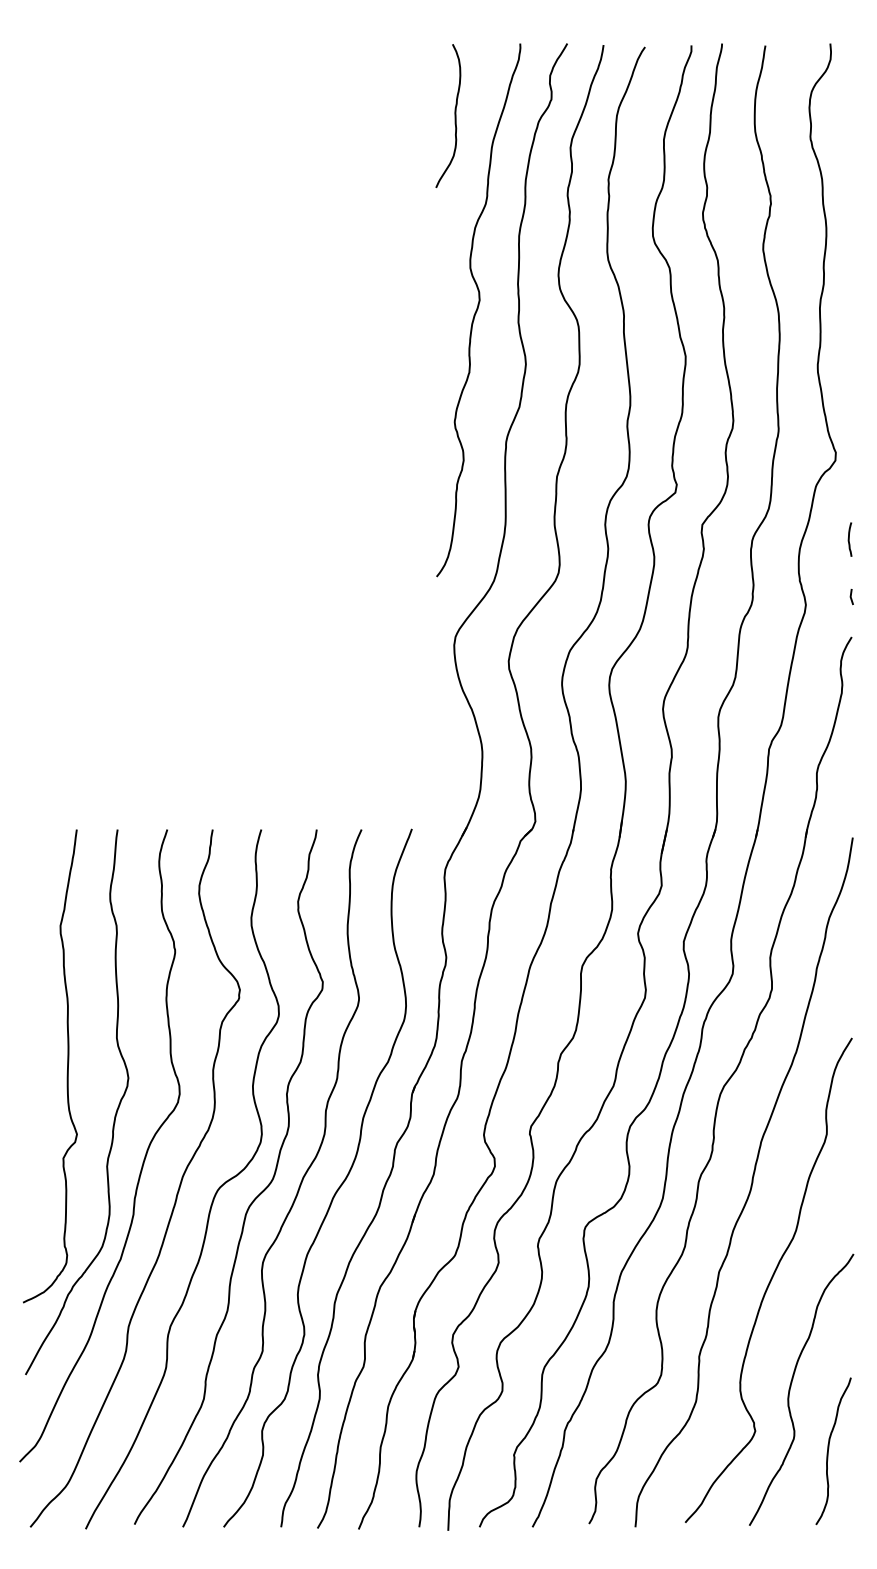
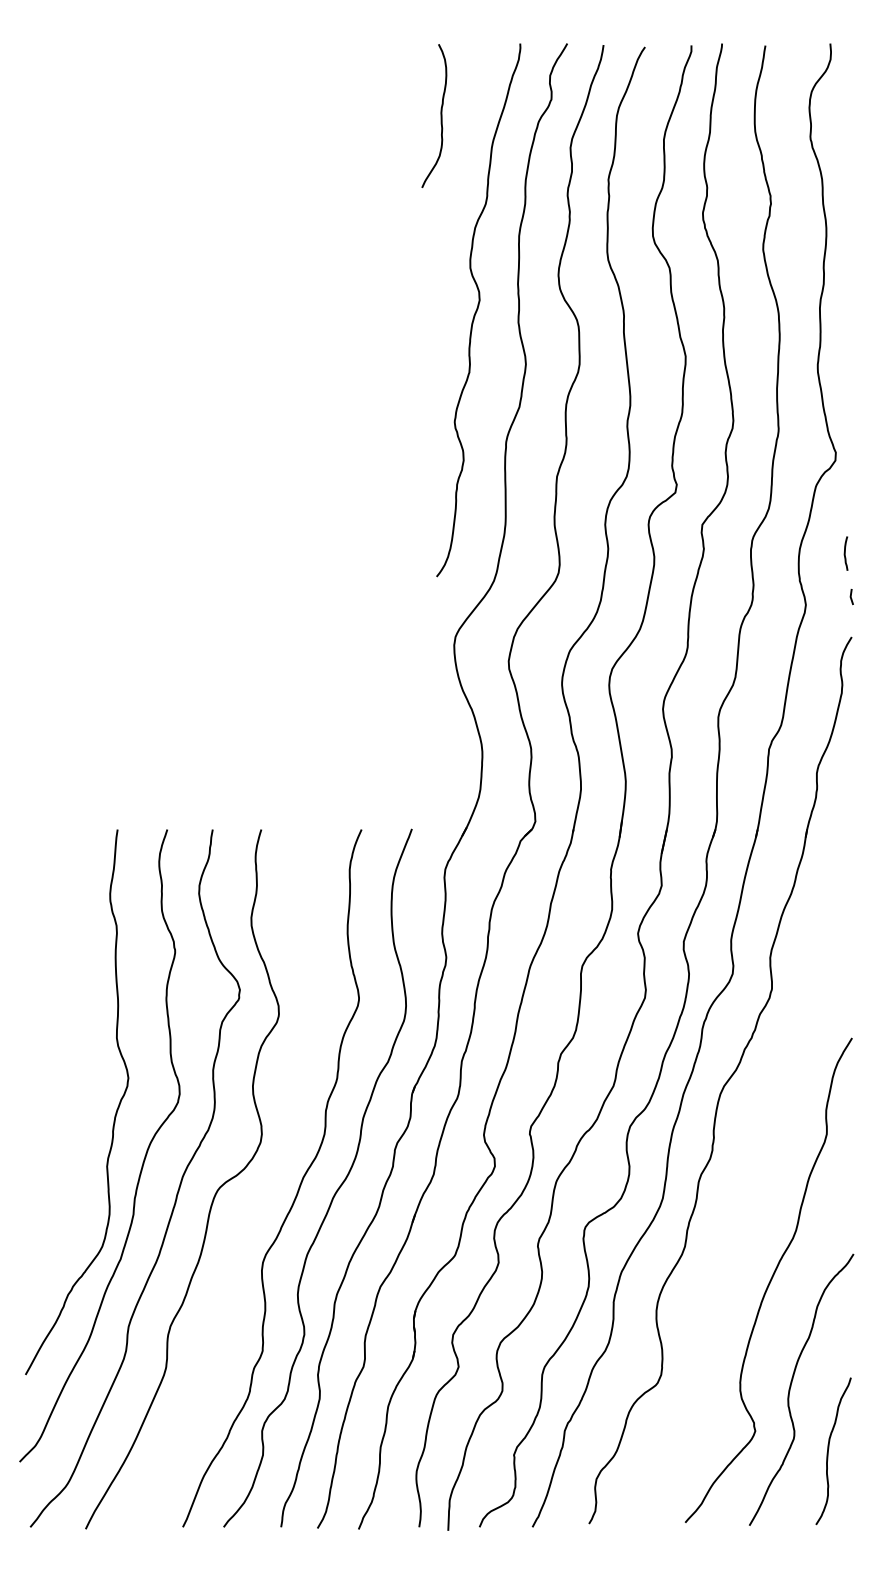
curve position: (454, 115) -> (440, 115) (440, 115)
curve position: (849, 539) -> (845, 553) (845, 553)
curve: present -> none (67, 1066)
curve: present -> none (750, 1185)
curve: present -> none (252, 1200)
